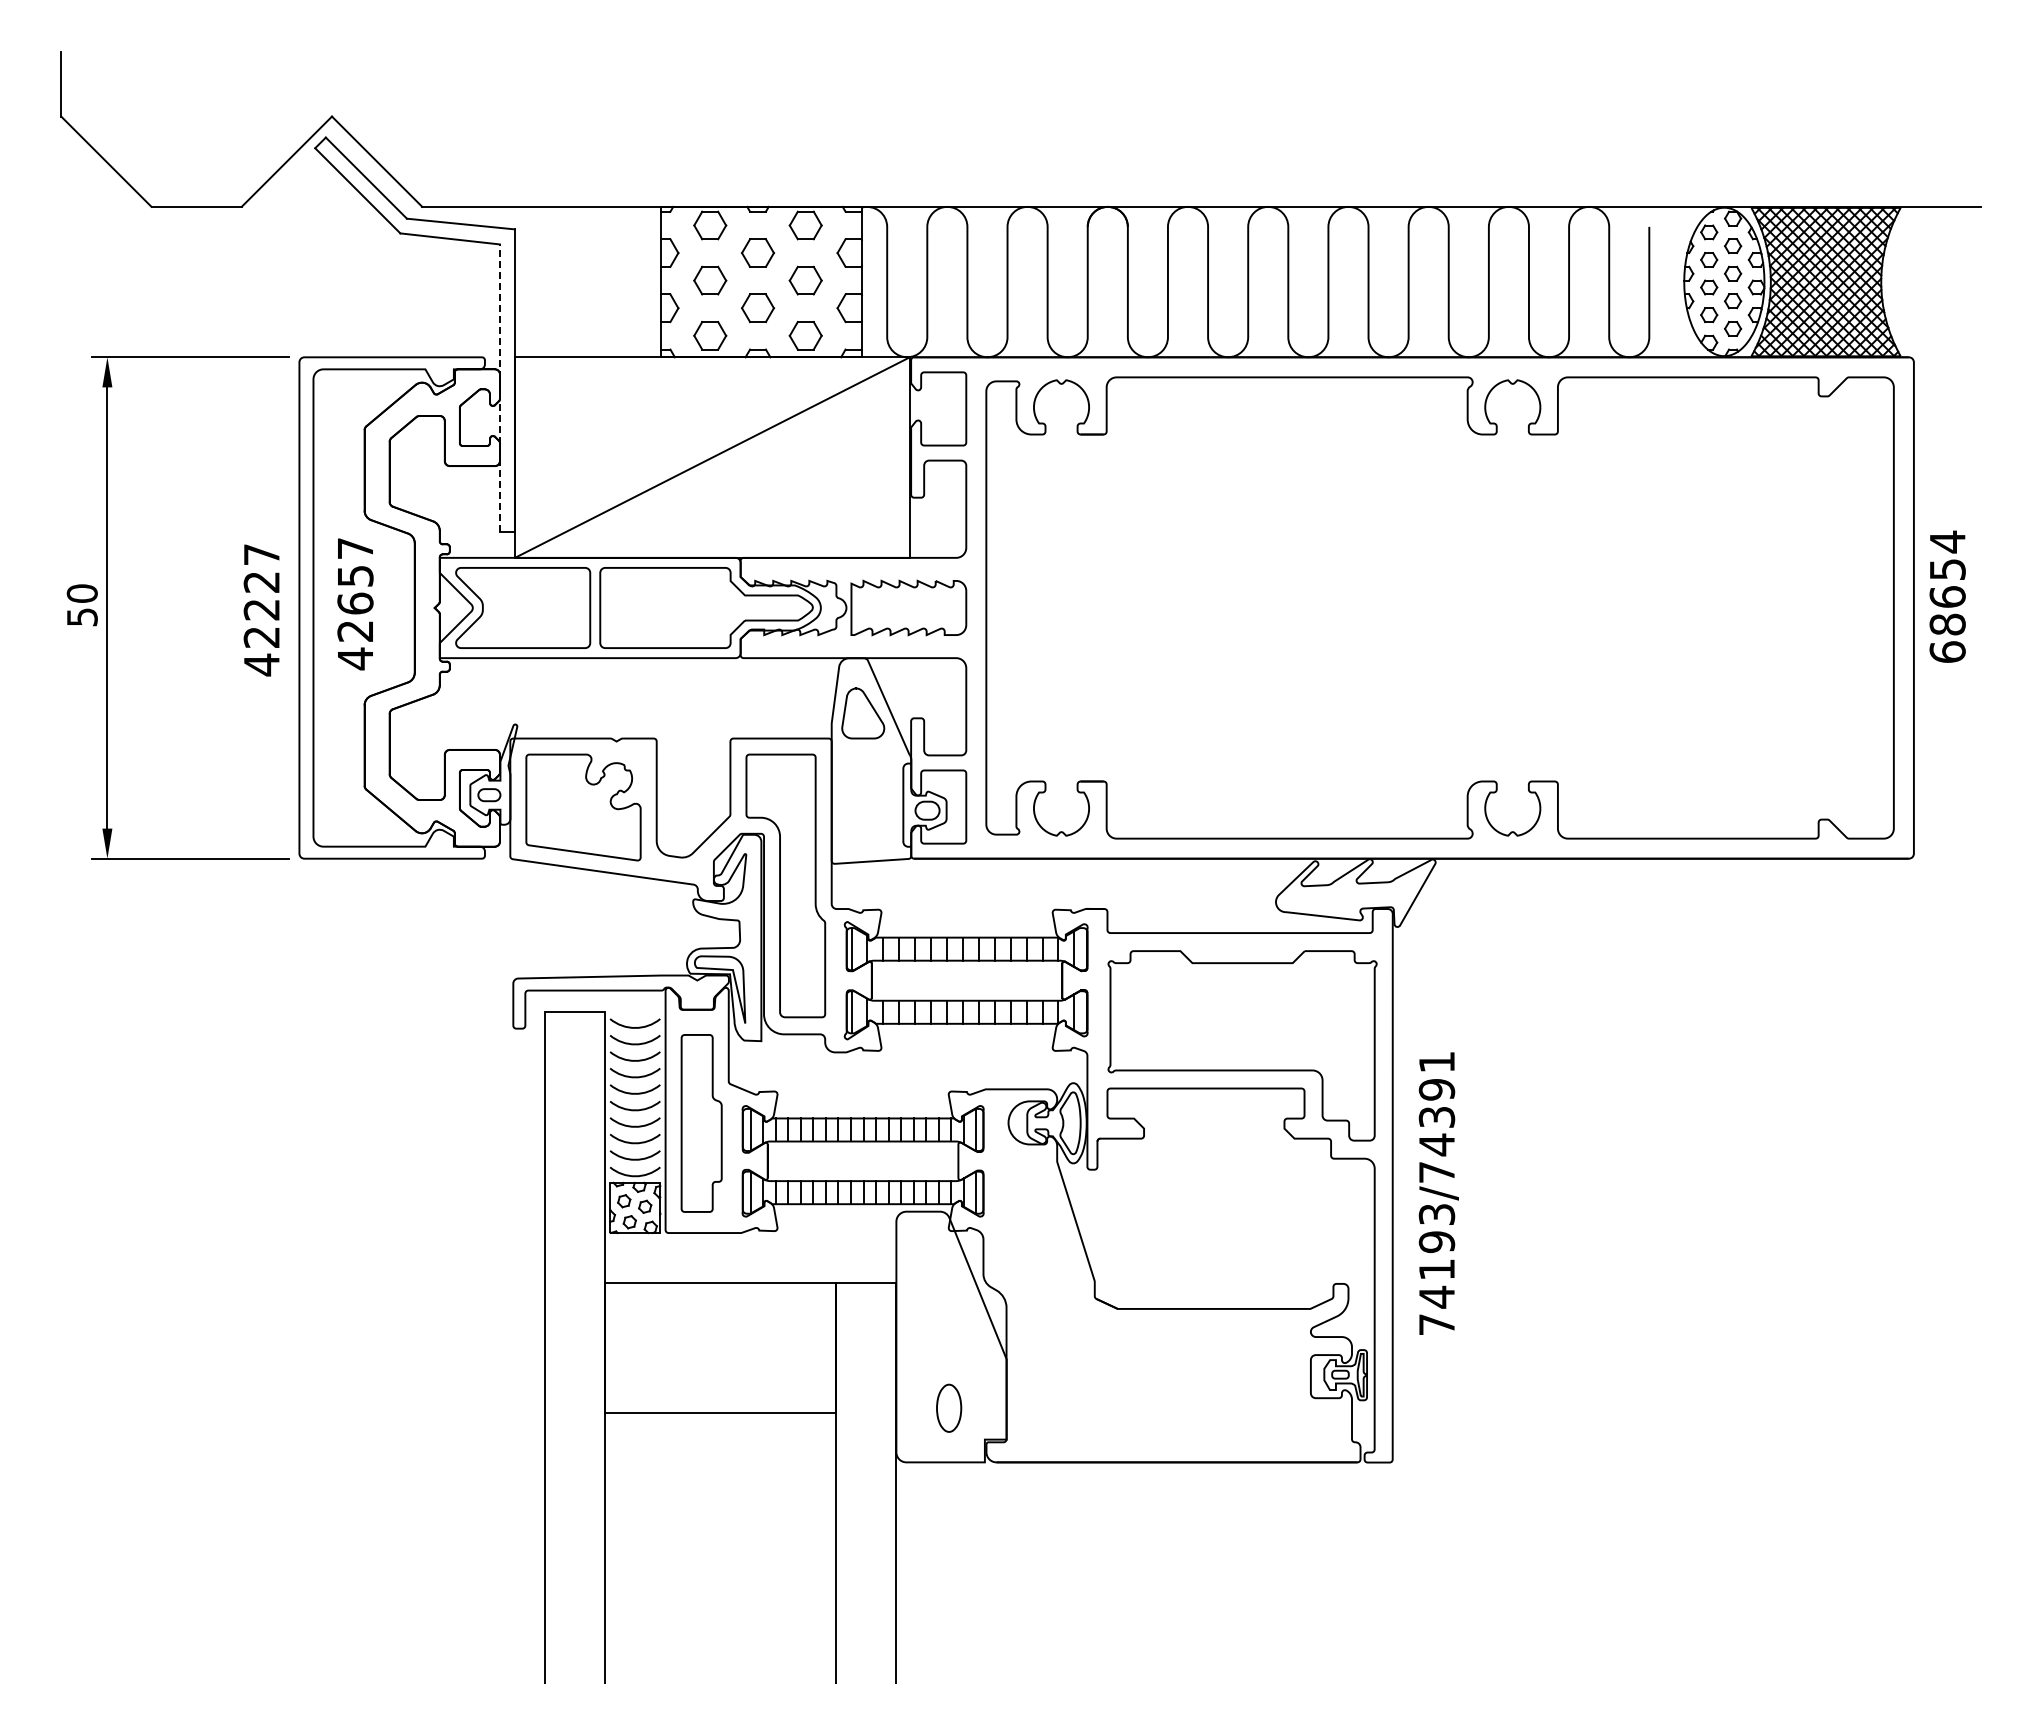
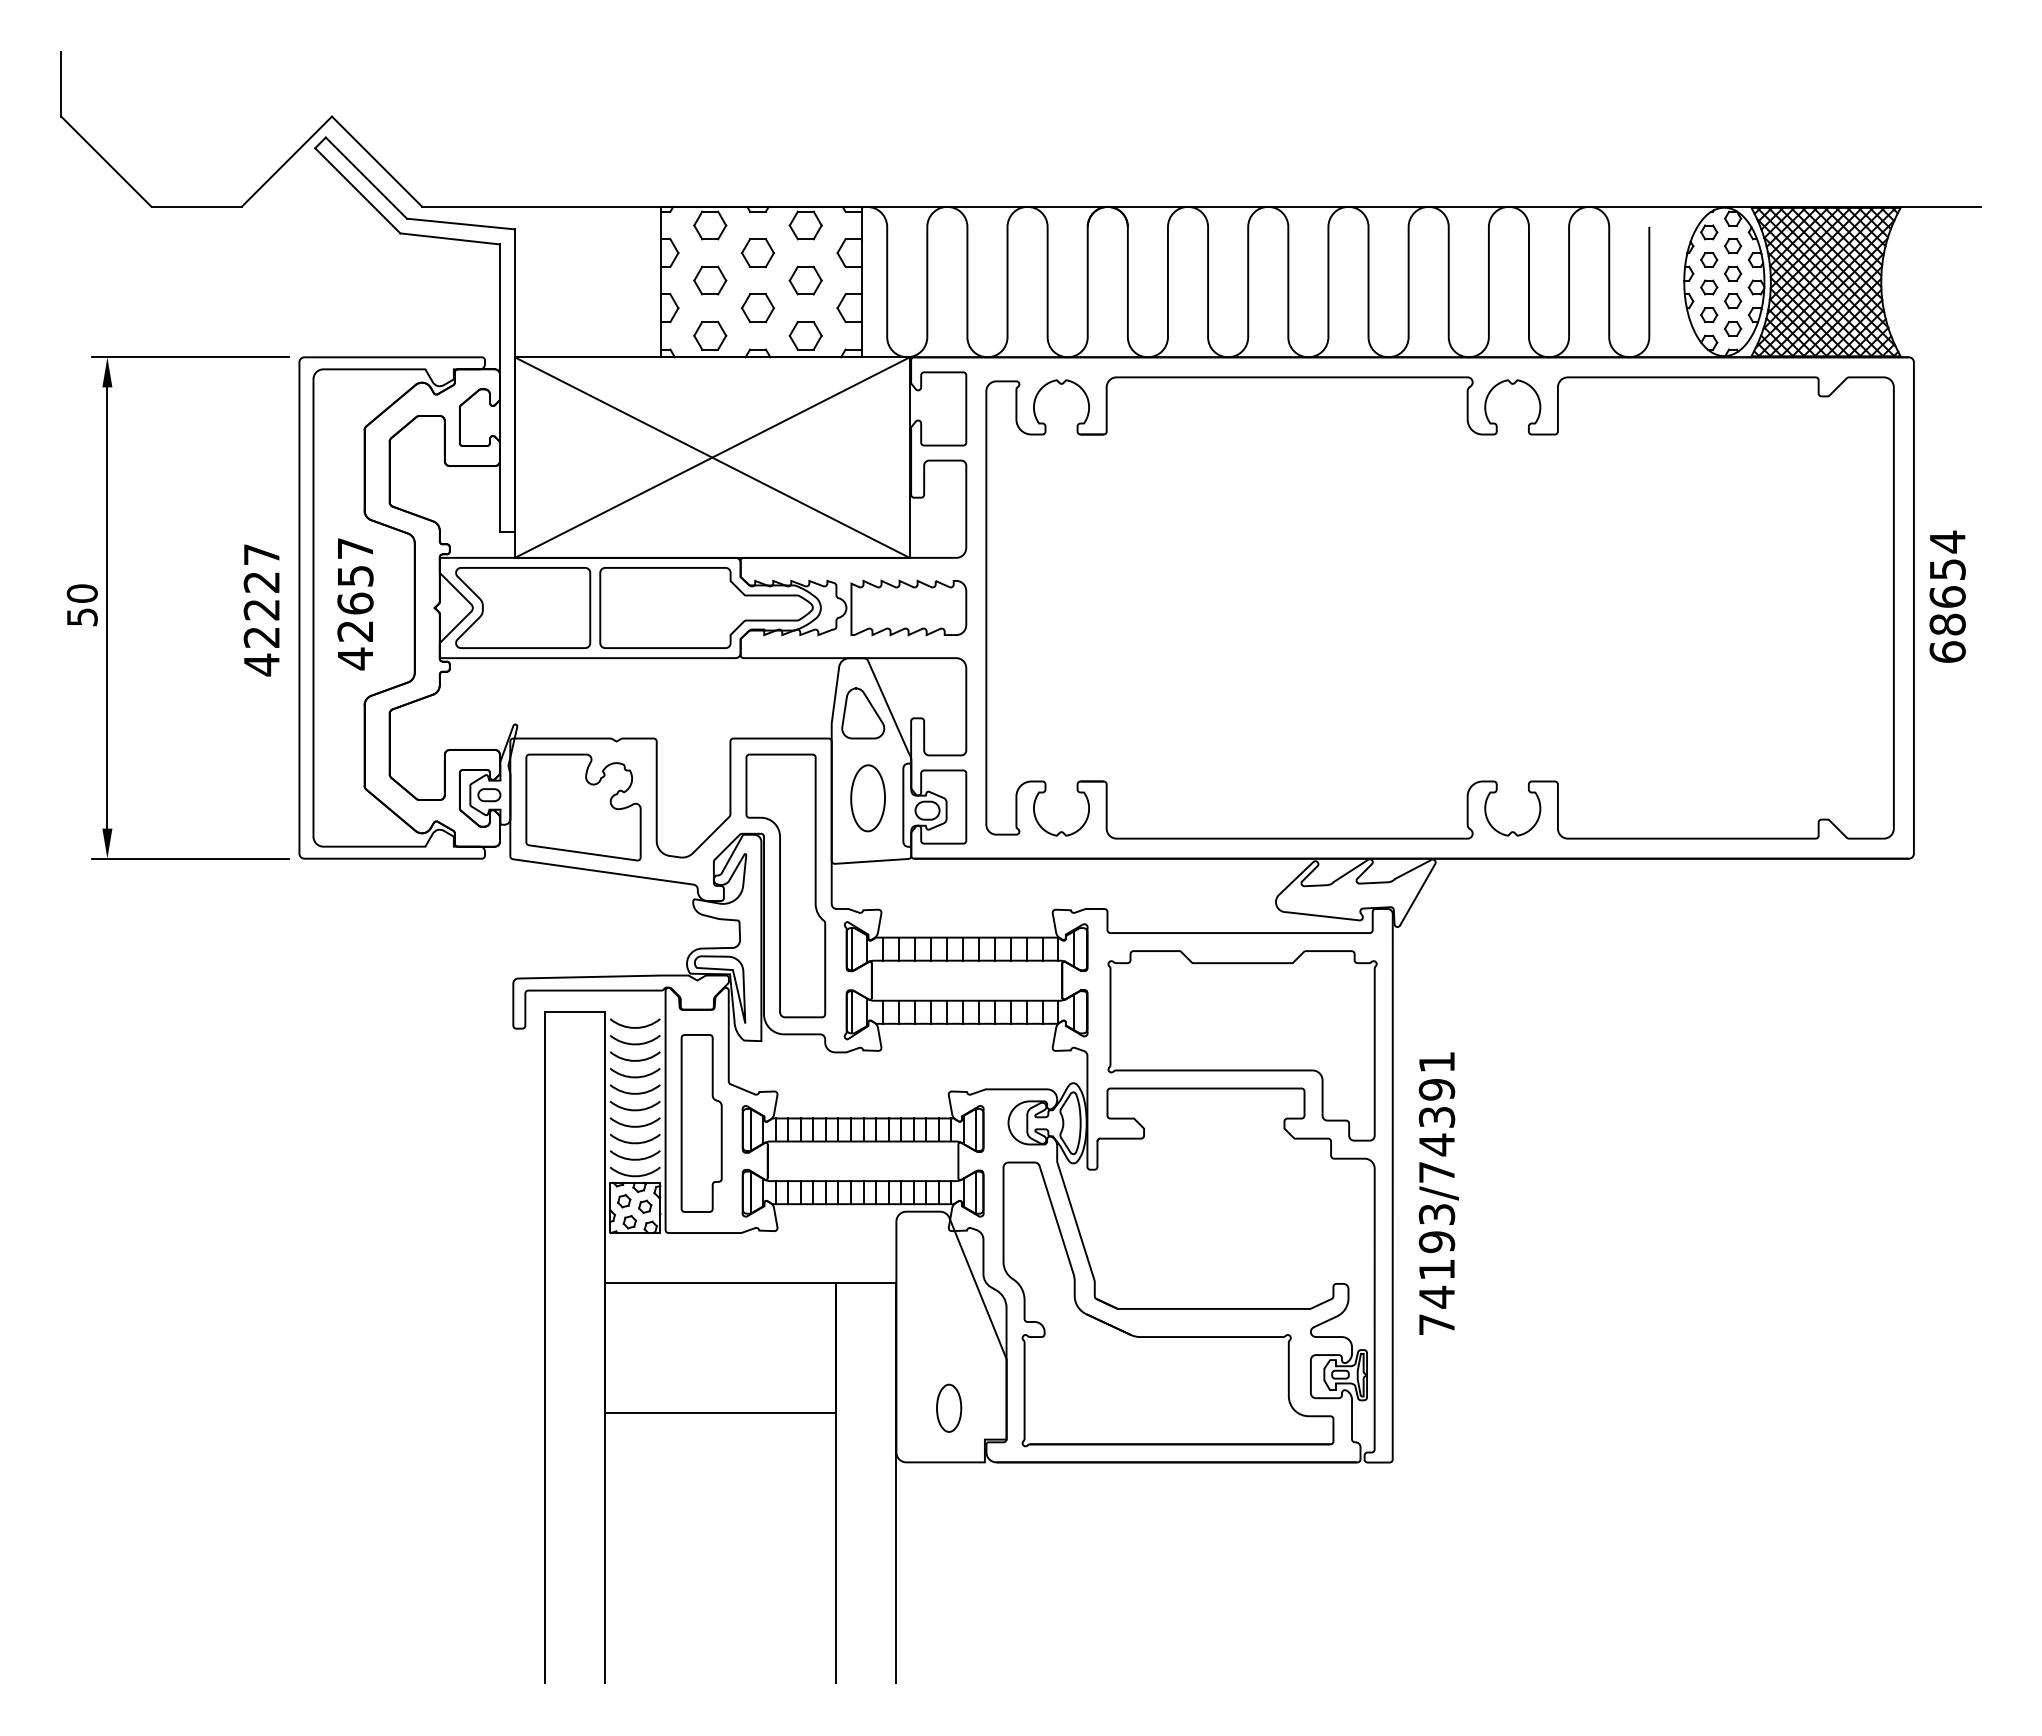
line: dashed -> solid (499, 388)
line: none -> present (712, 457)
part: none -> present (867, 798)
part: none -> present (1168, 1336)
